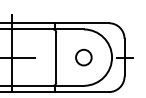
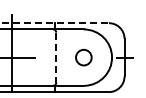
line: solid -> dashed (54, 23)
line: solid -> dashed (56, 58)
